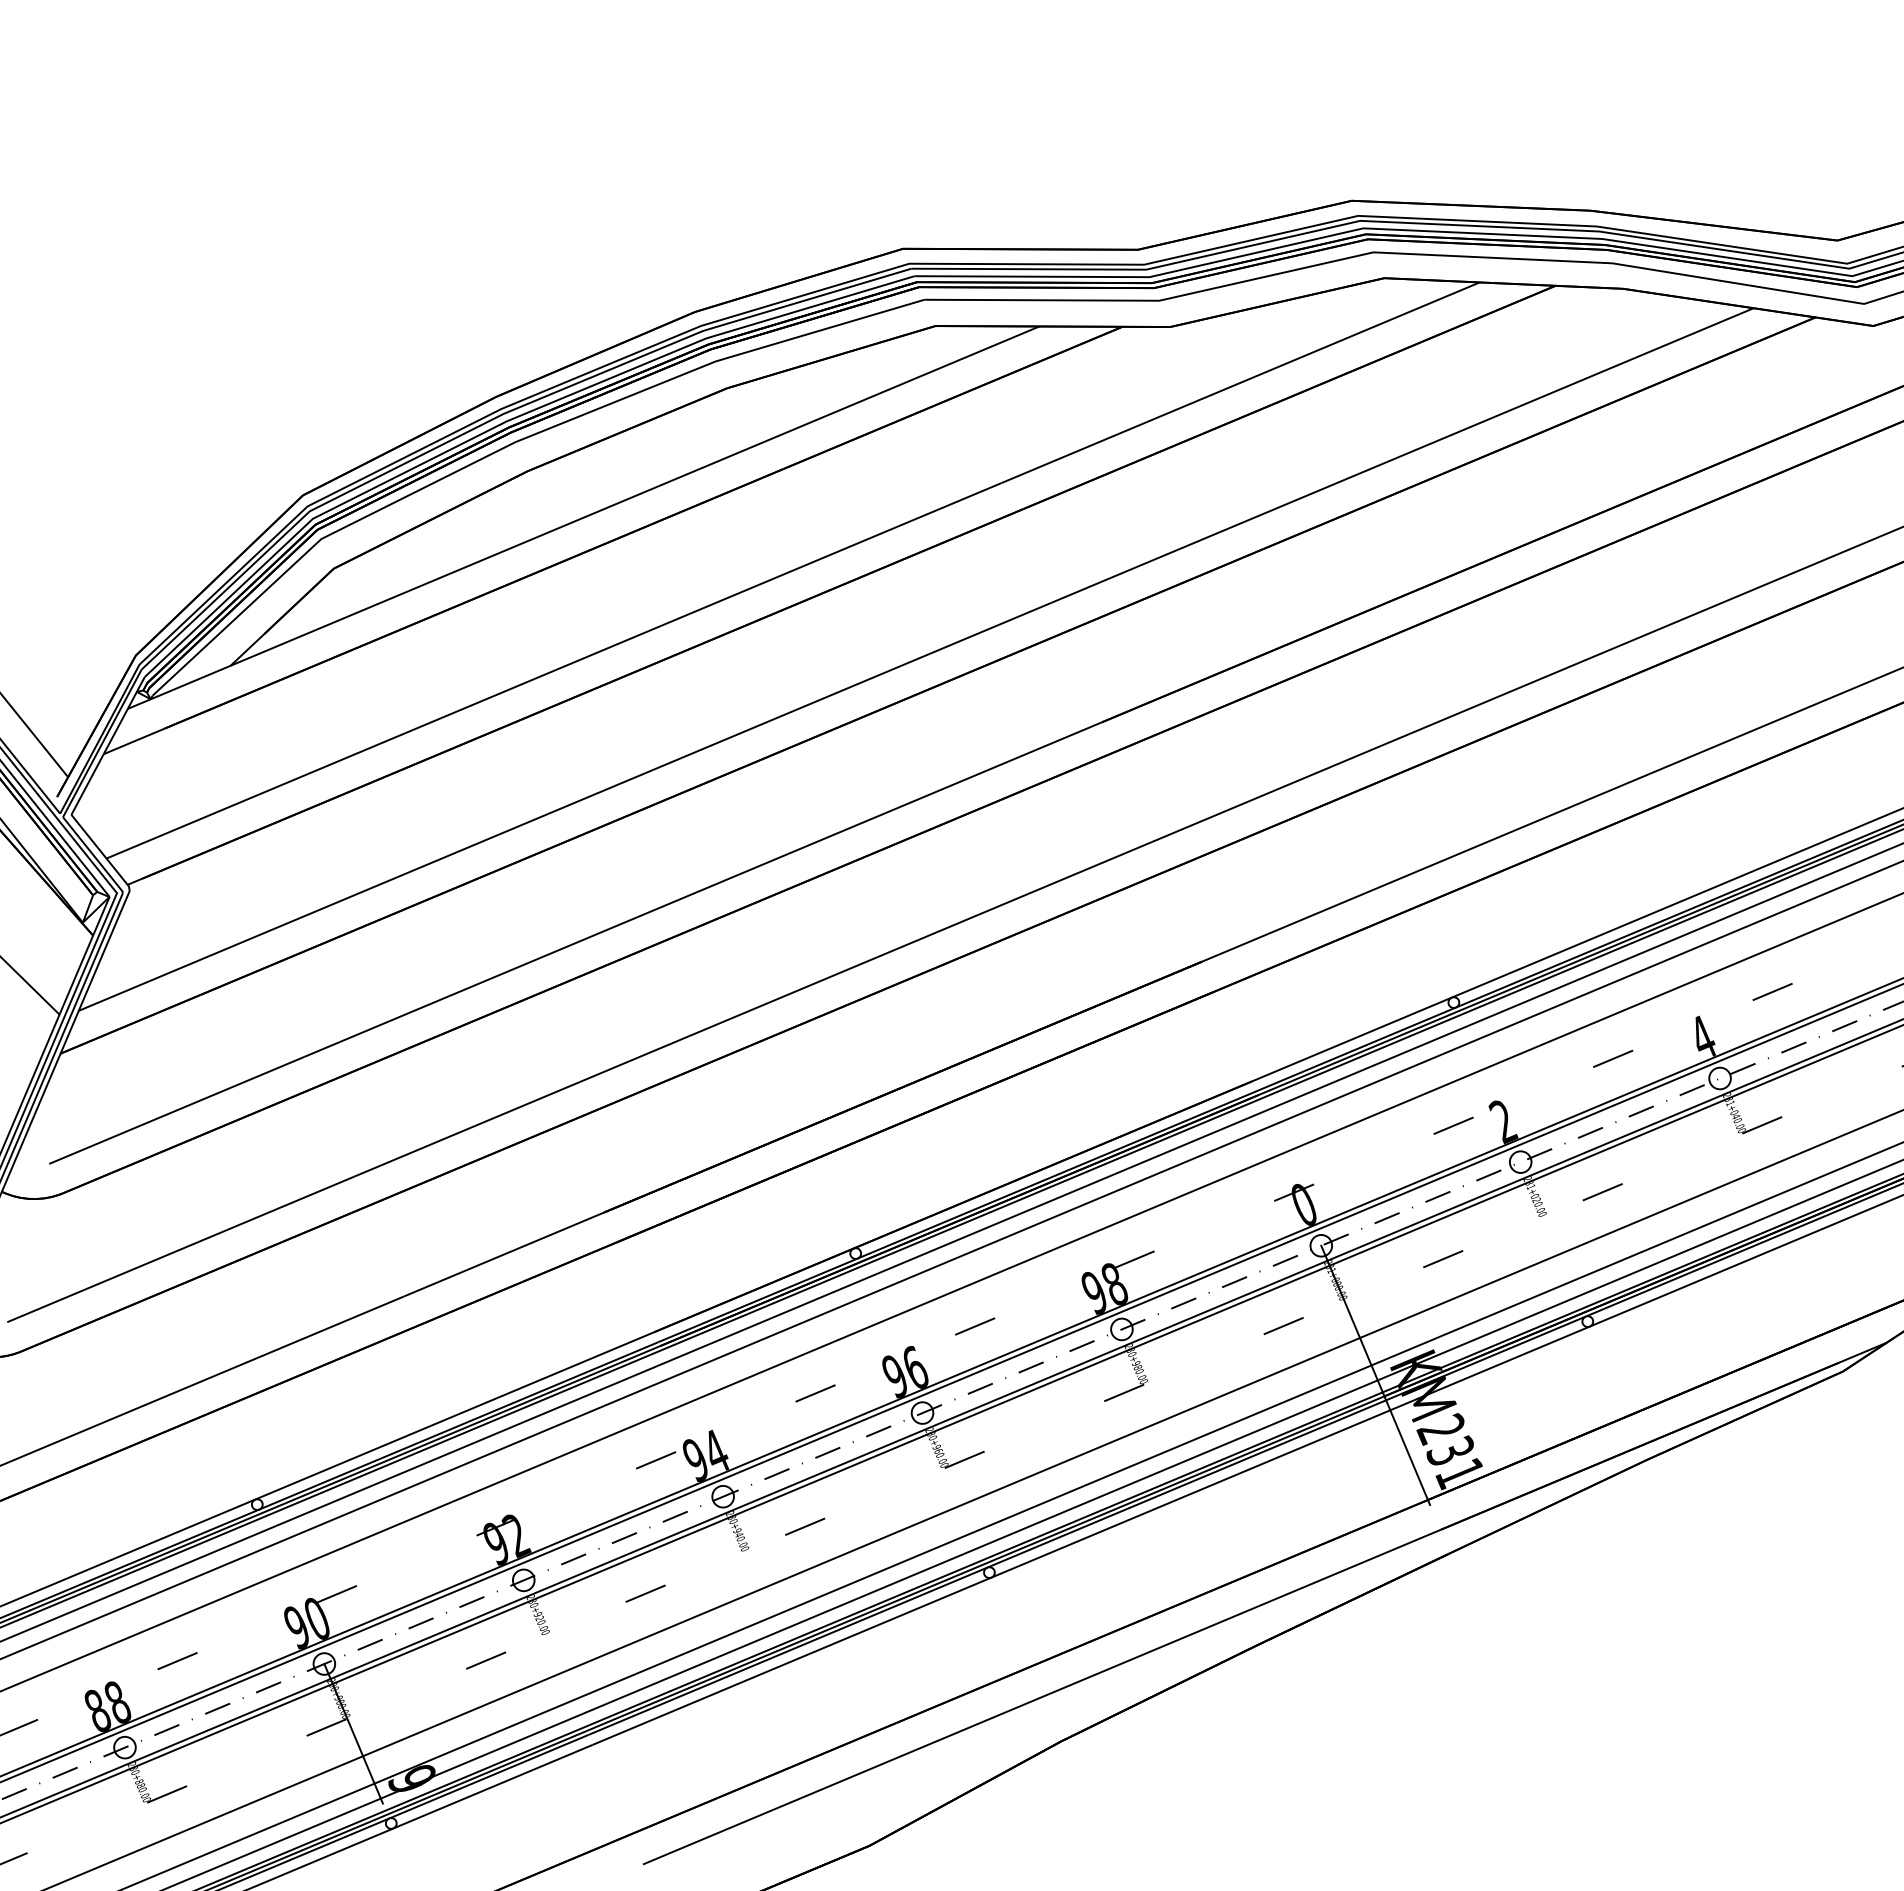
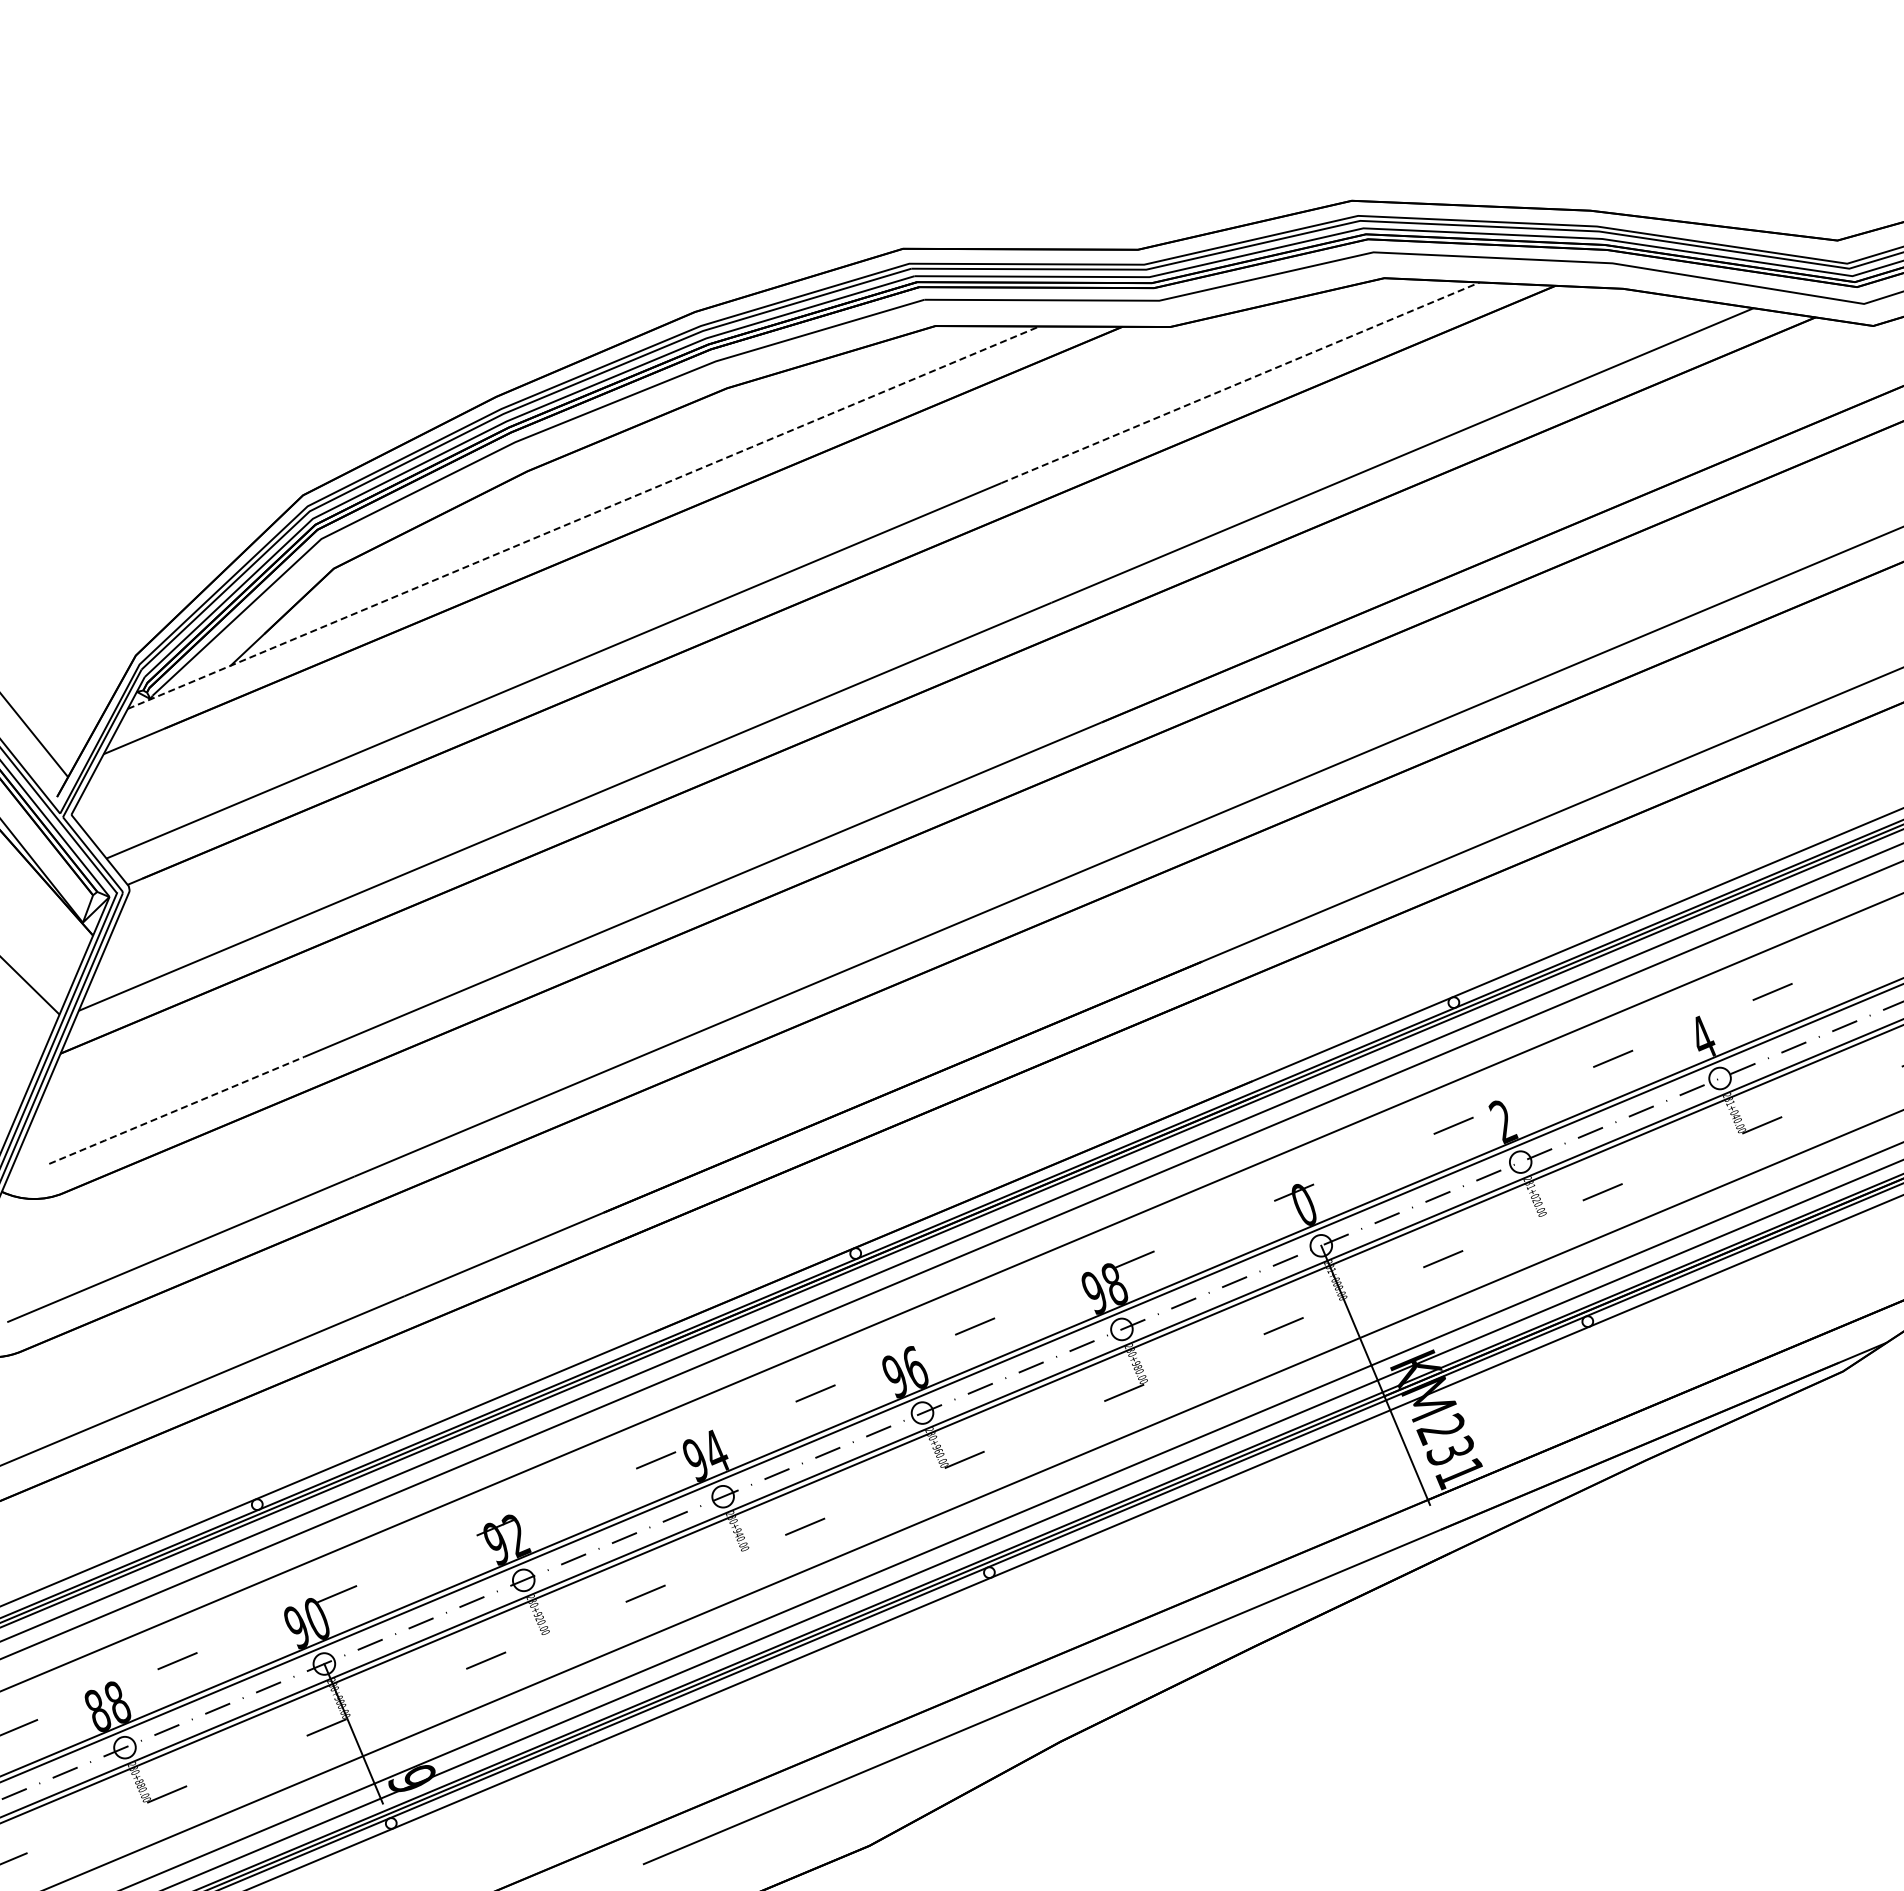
line: solid -> dashed (1240, 382)
line: solid -> dashed (583, 517)
line: solid -> dashed (176, 1110)
